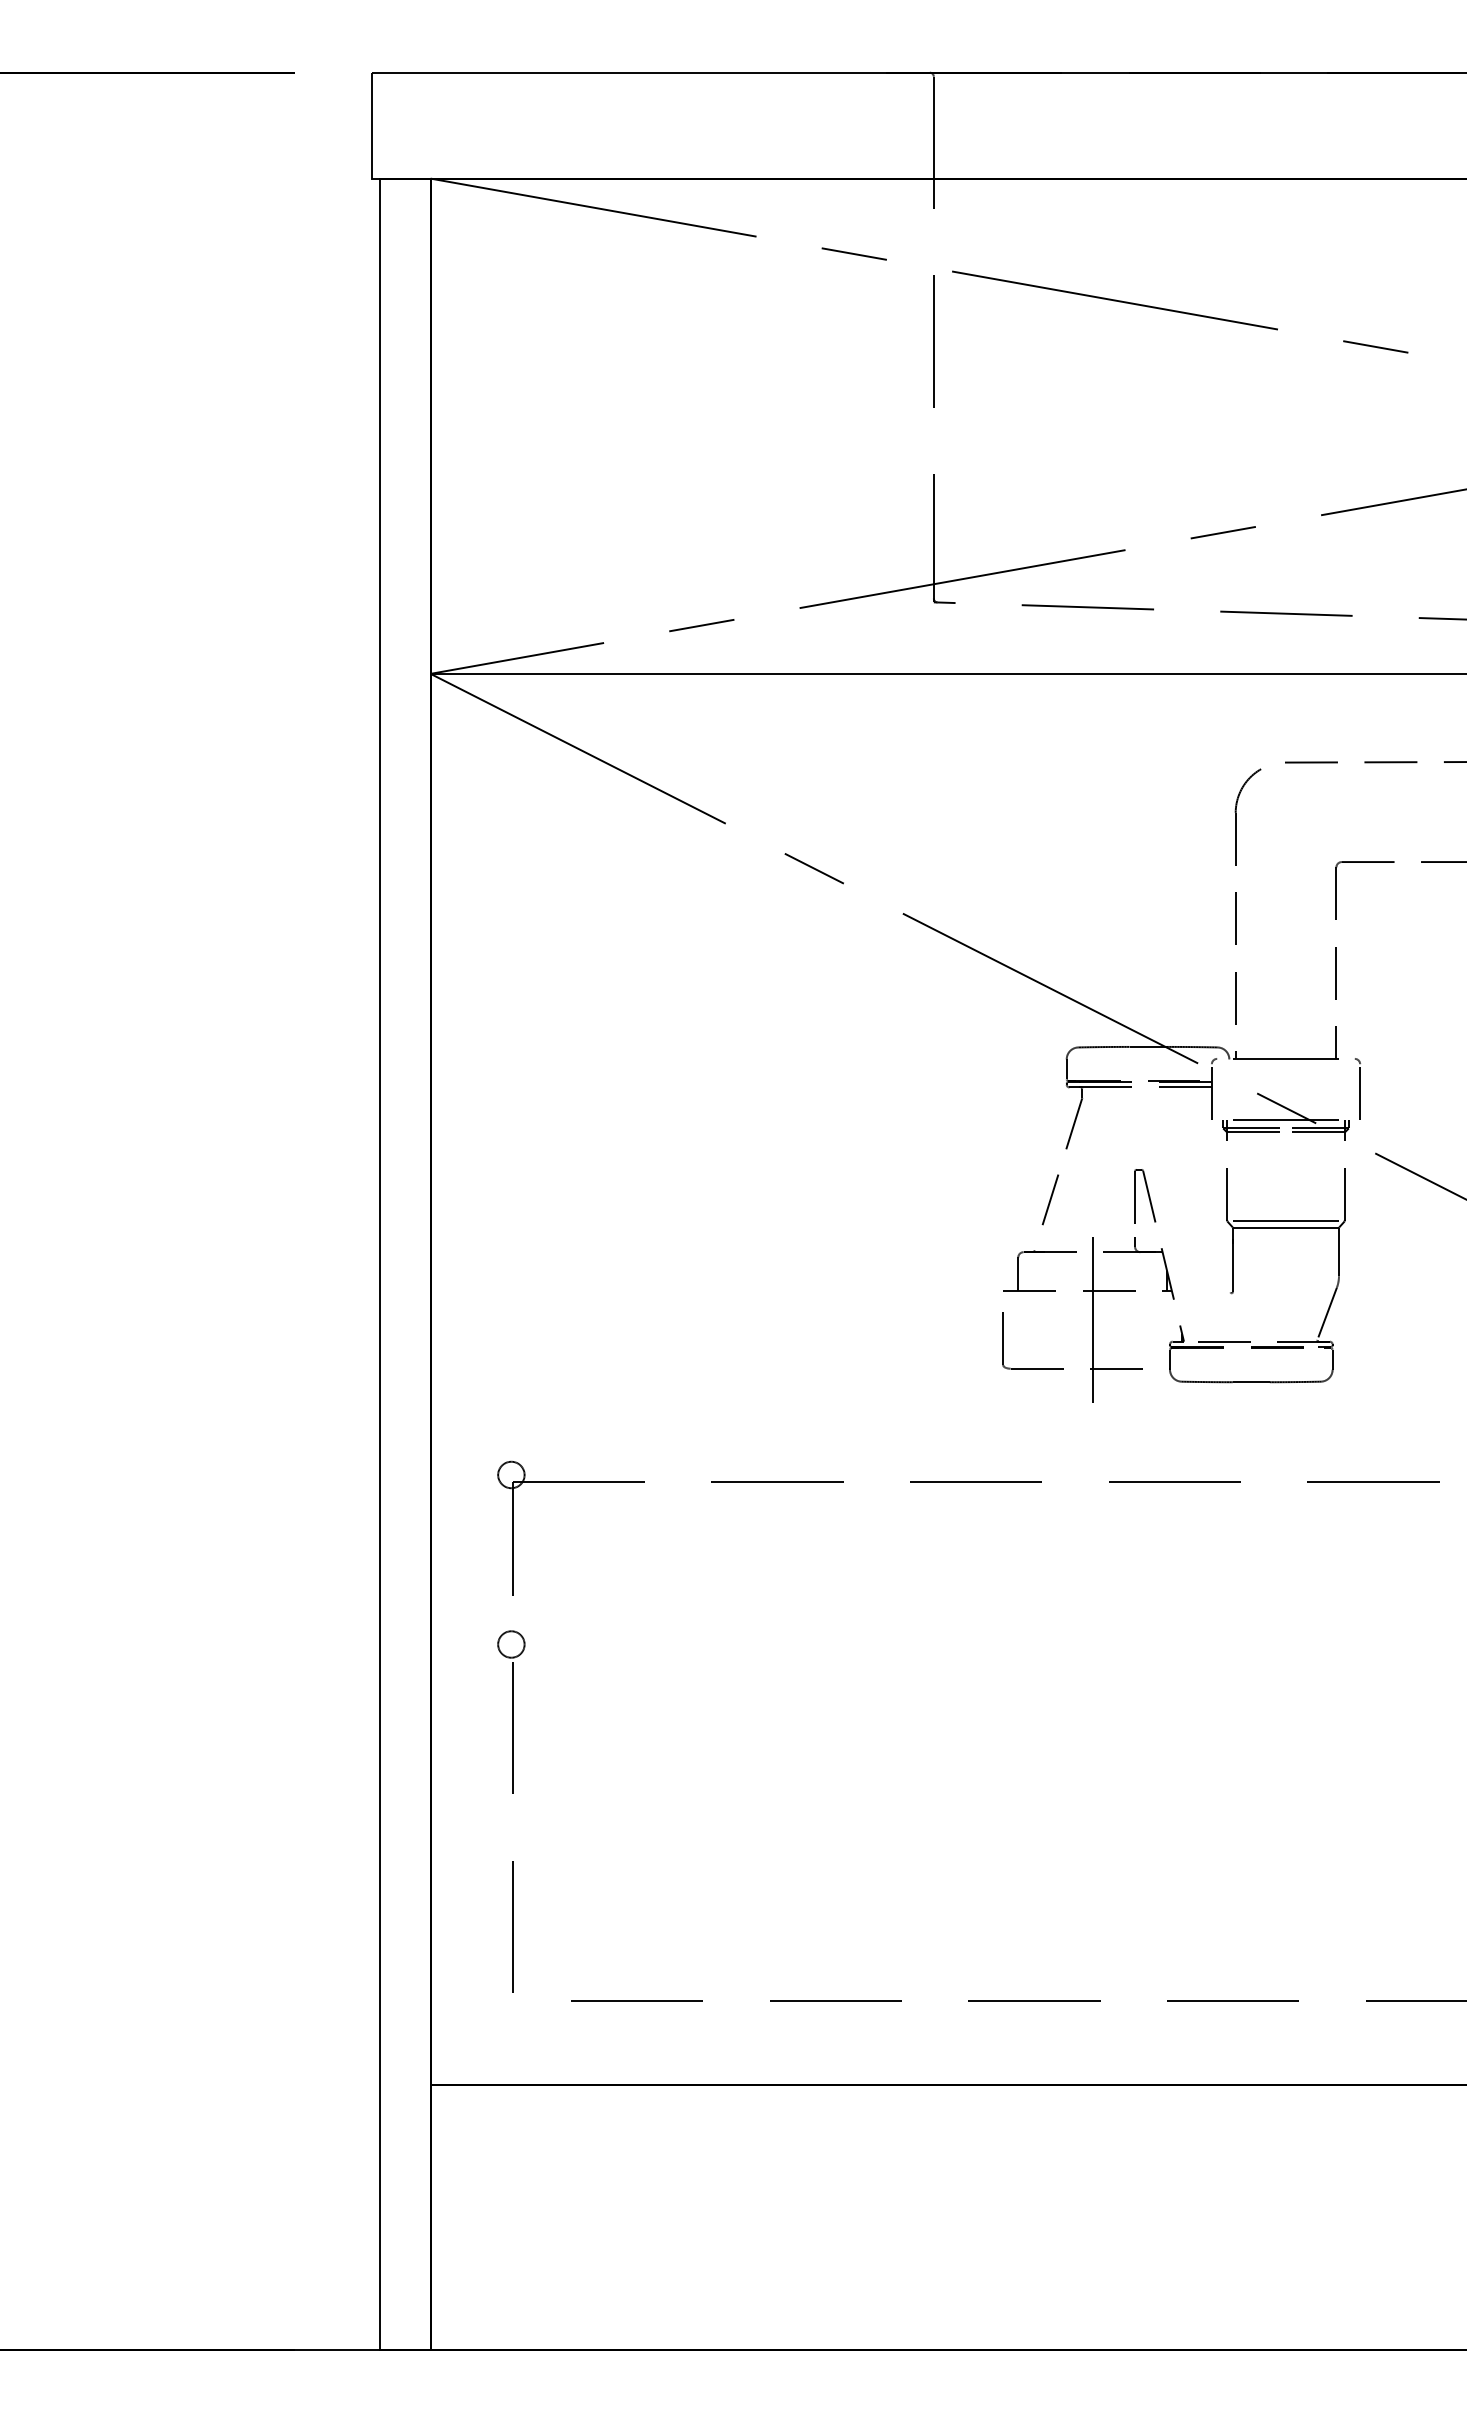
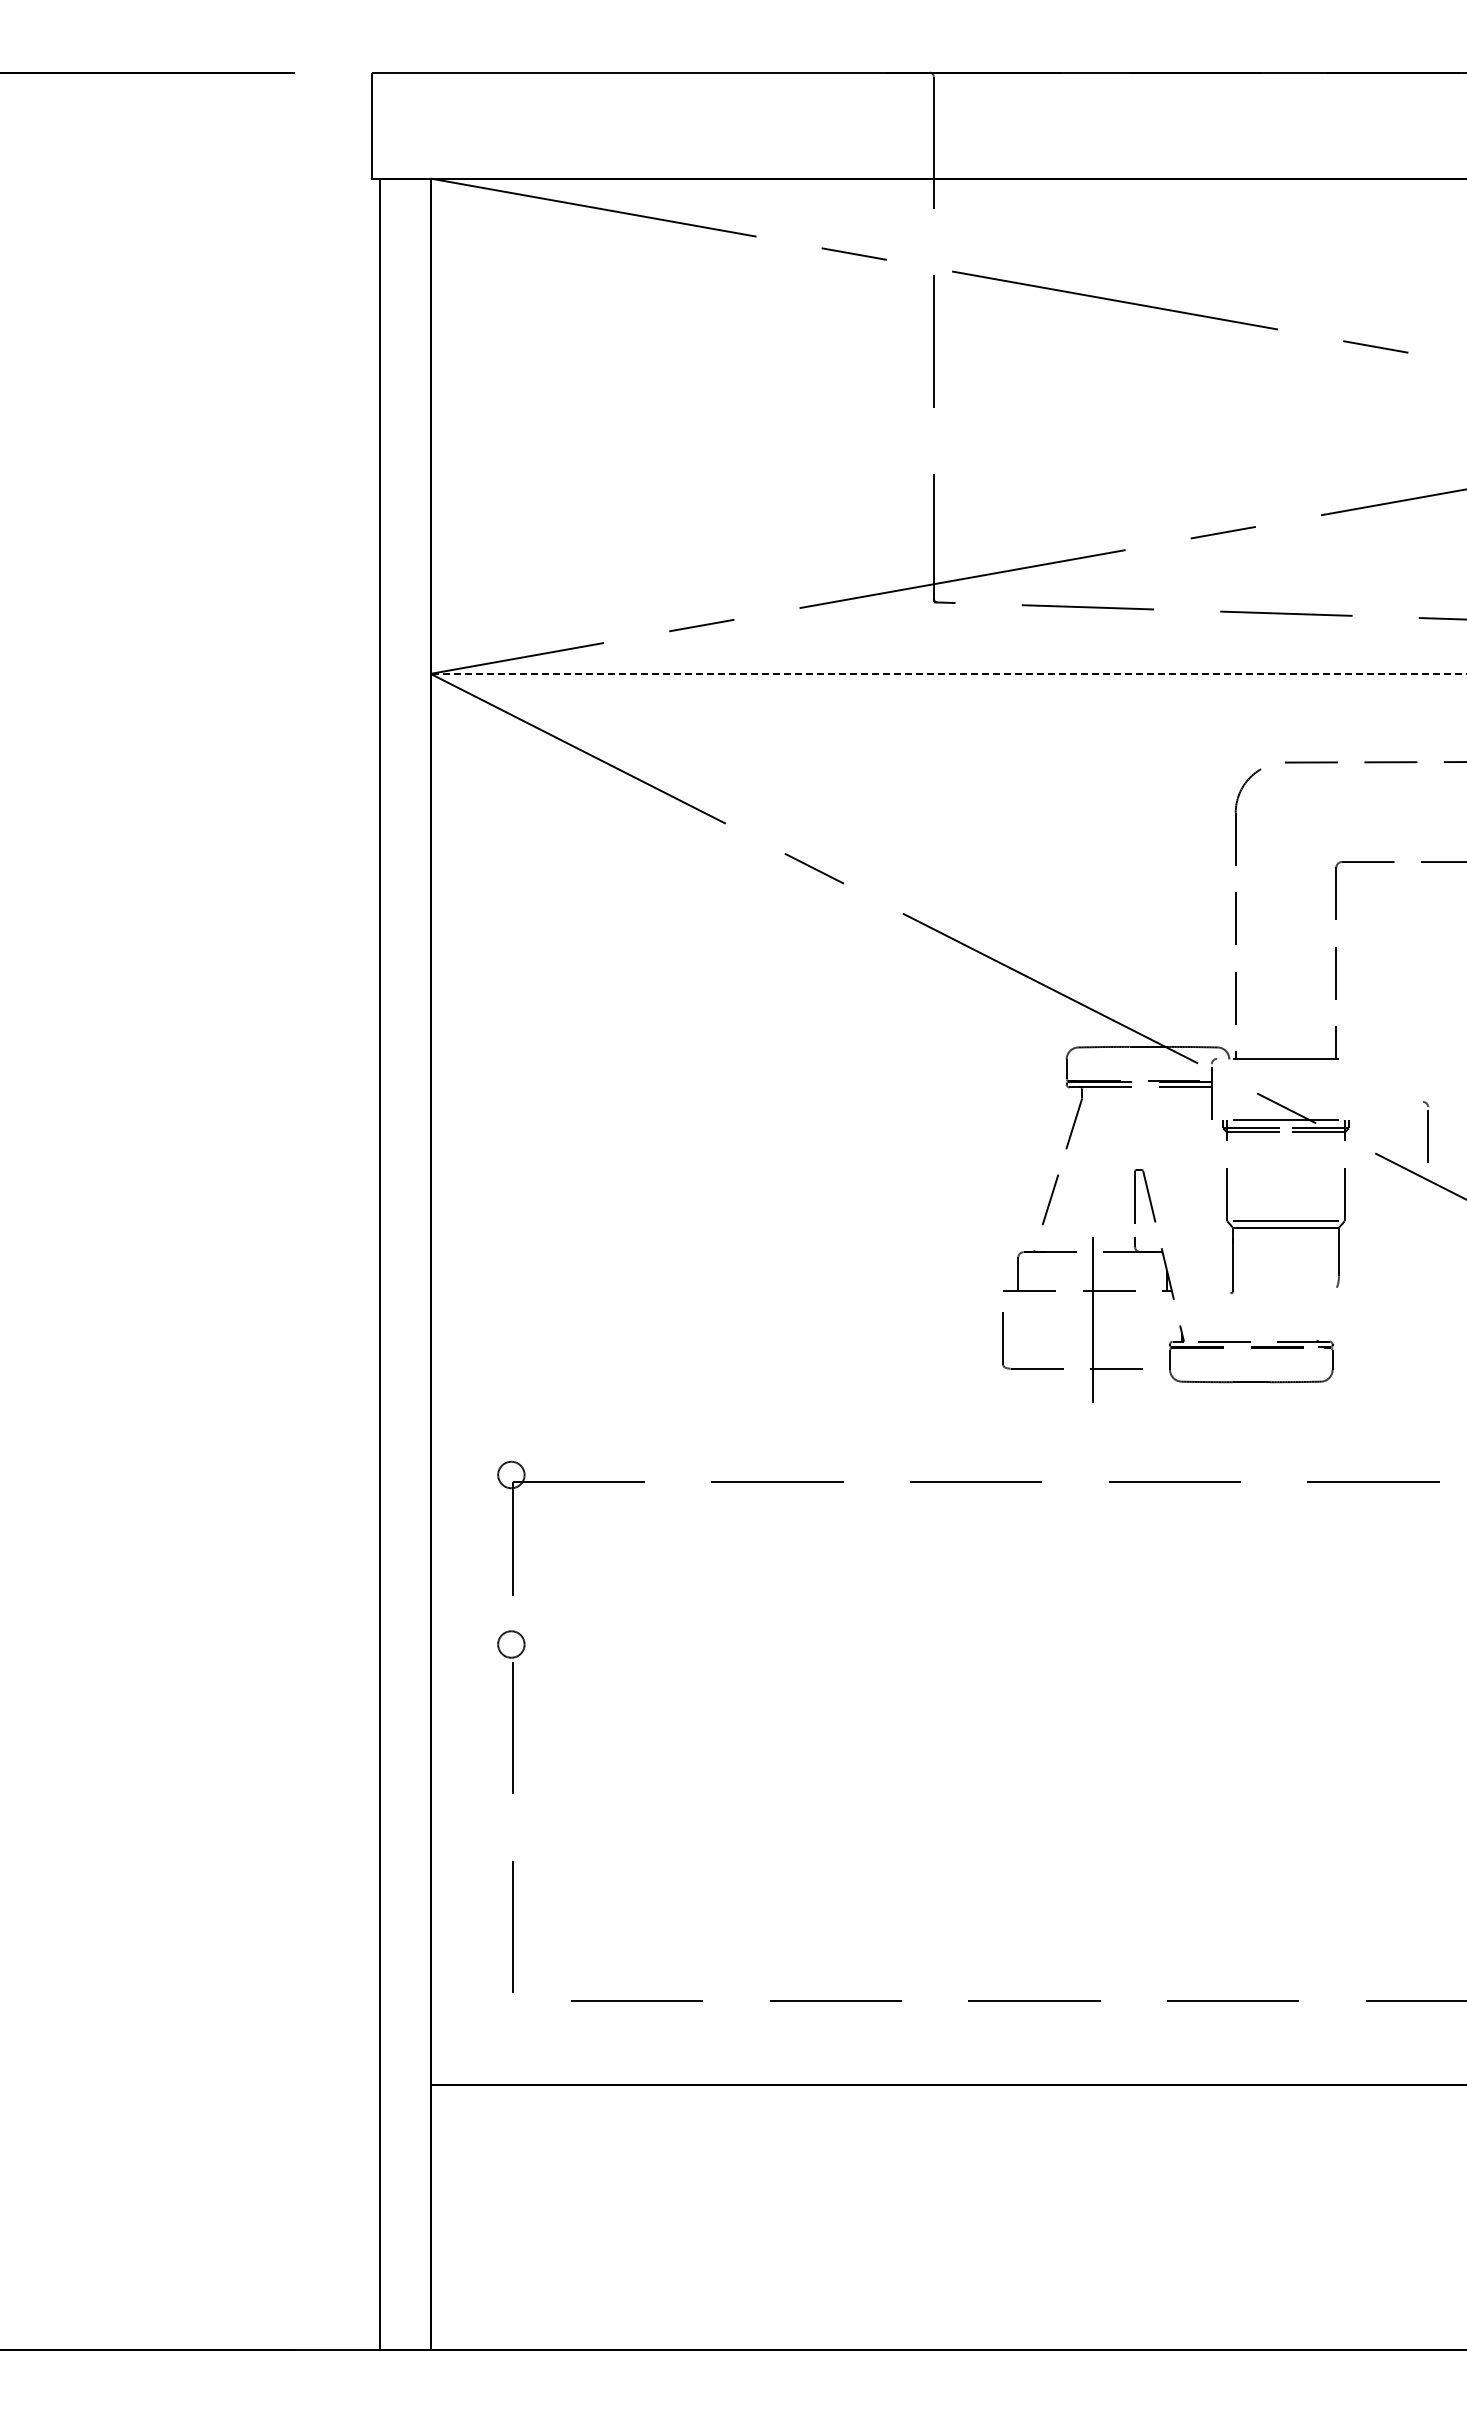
line: solid -> dashed (948, 673)
part position: (1357, 1088) -> (1425, 1131) (1425, 1131)
line: present -> none (1326, 1313)
